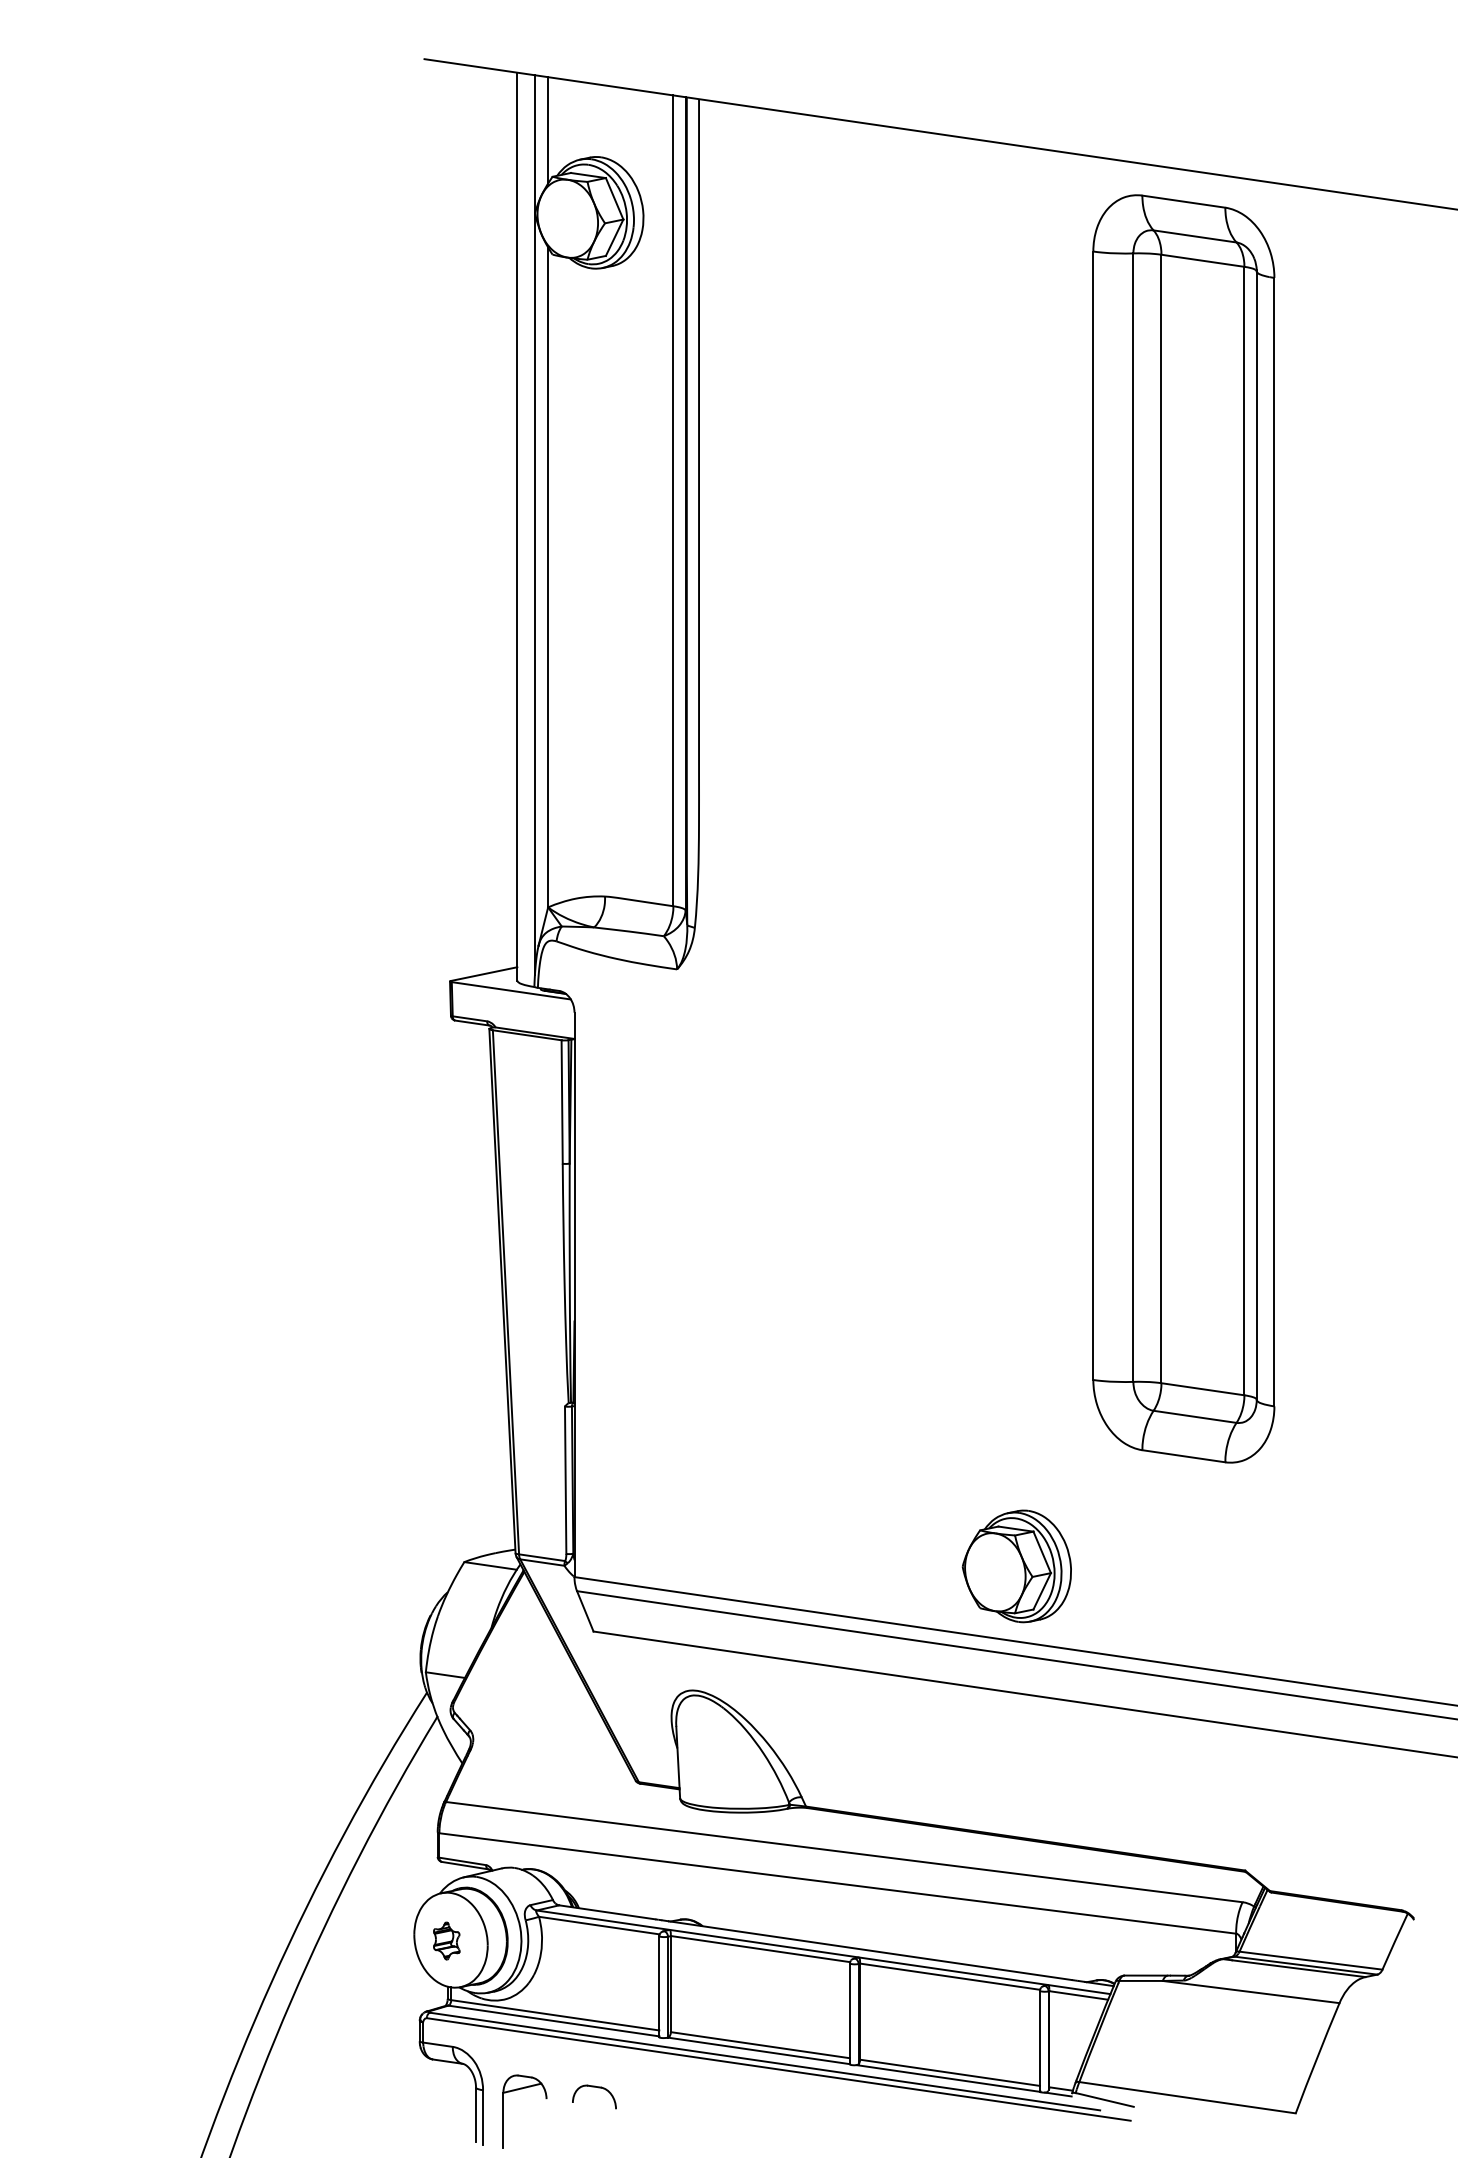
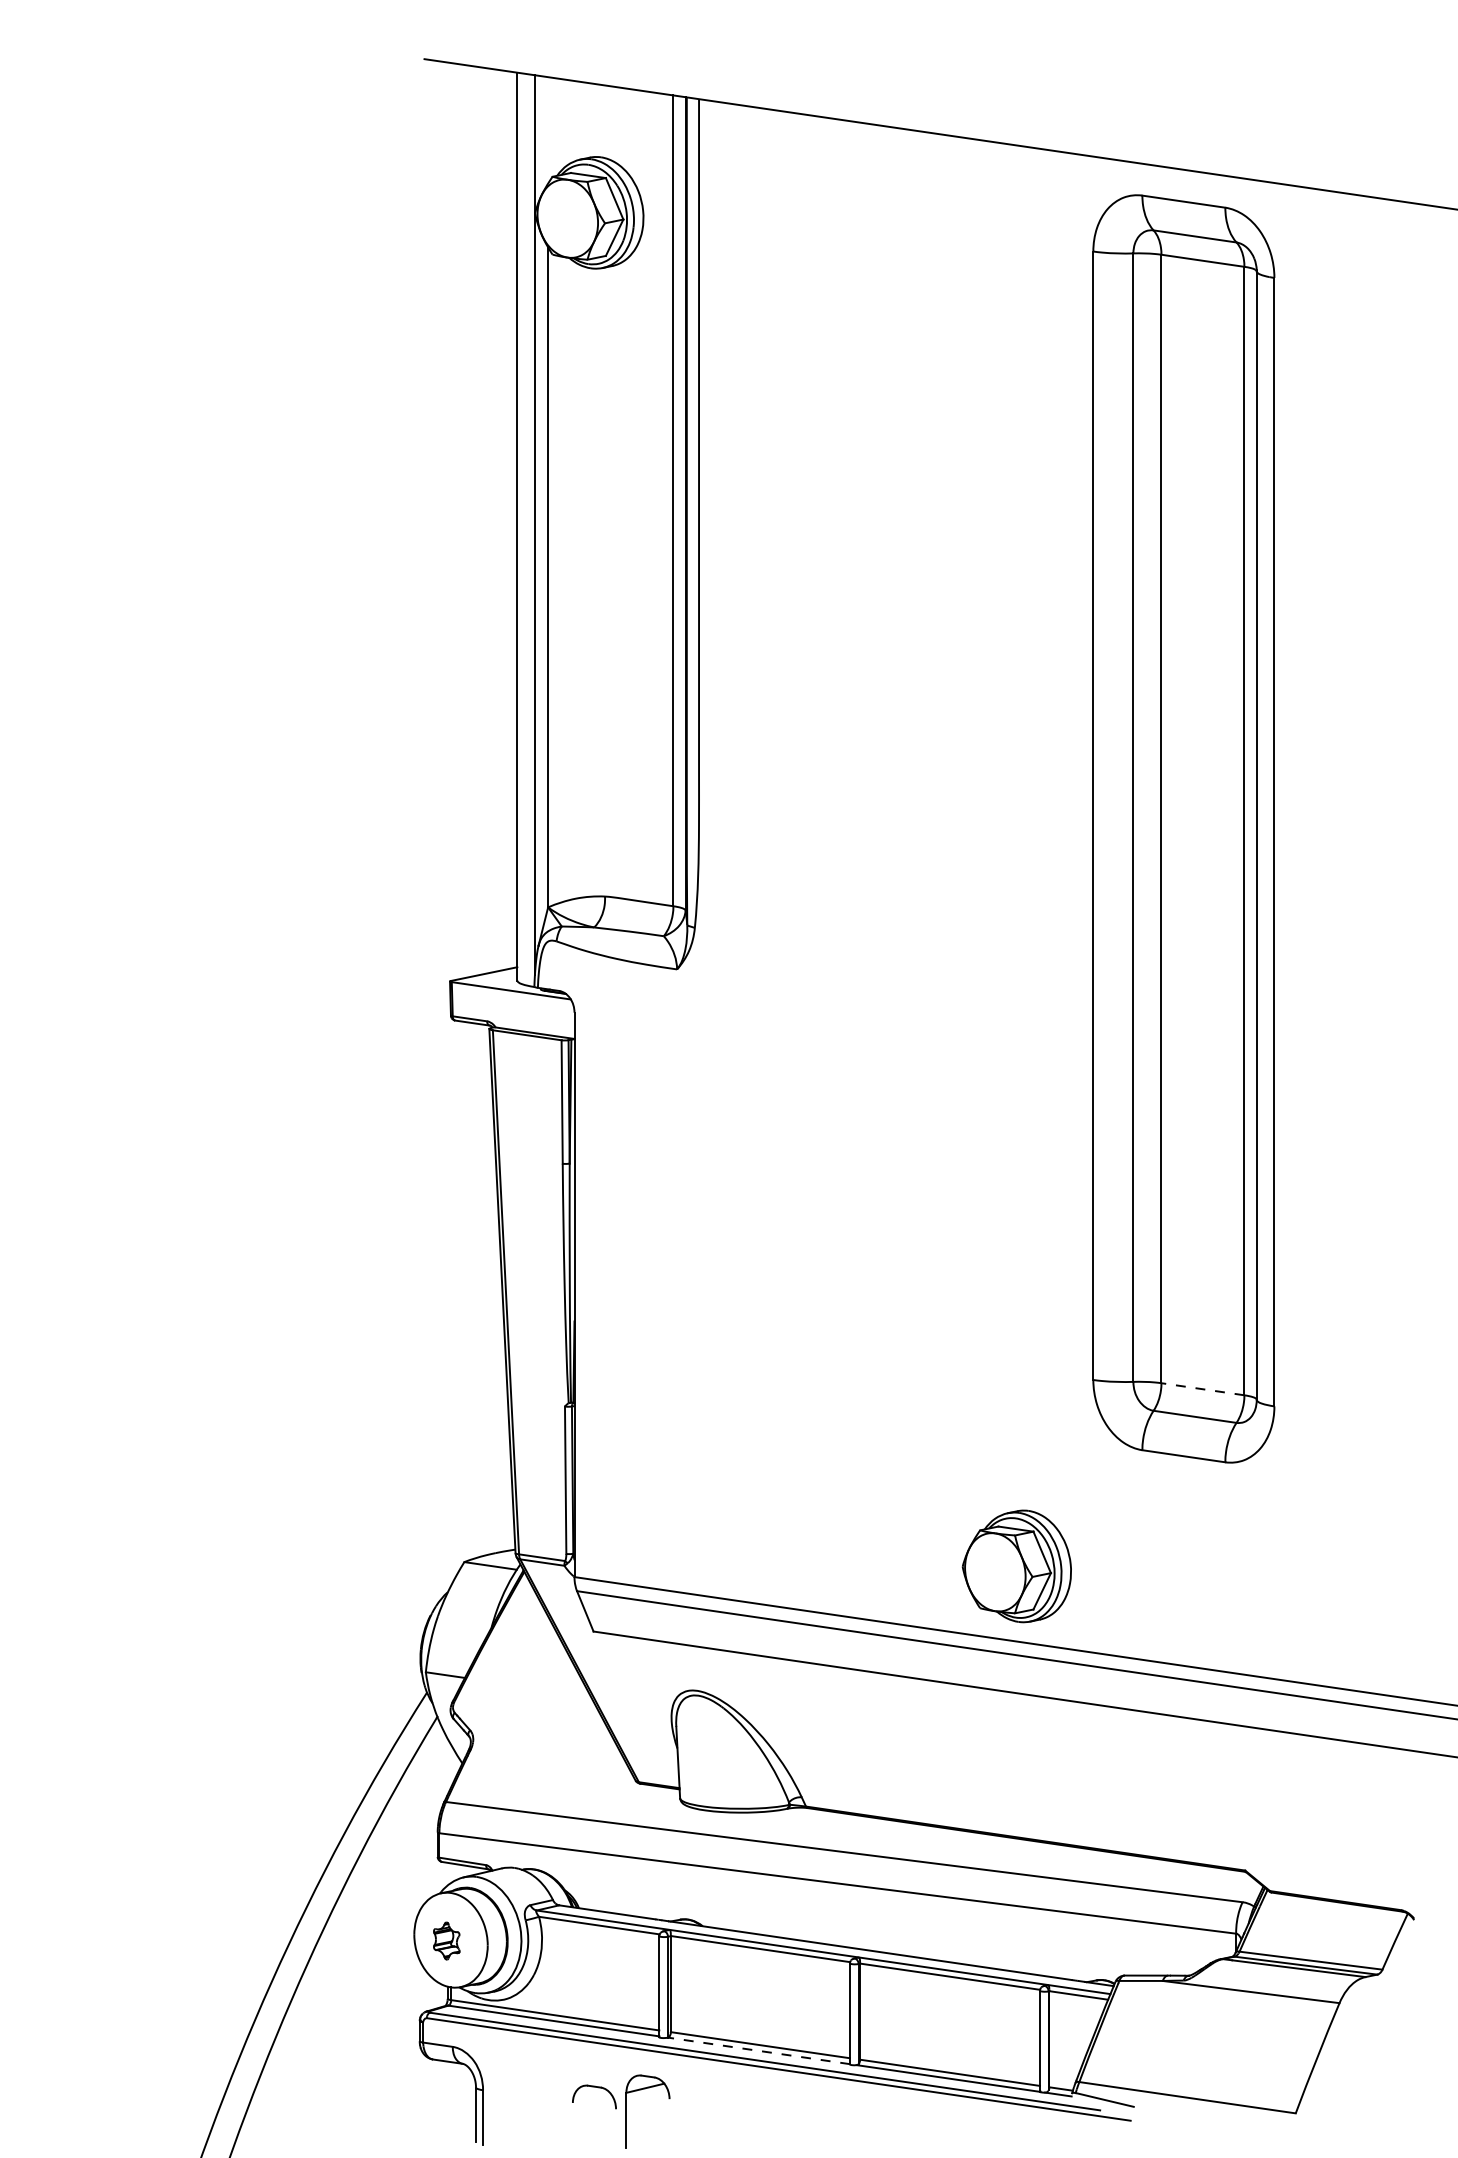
line: present -> none (548, 130)
line: solid -> dashed (1202, 1389)
line: solid -> dashed (758, 2050)
part position: (503, 2111) -> (626, 2111) (626, 2111)
